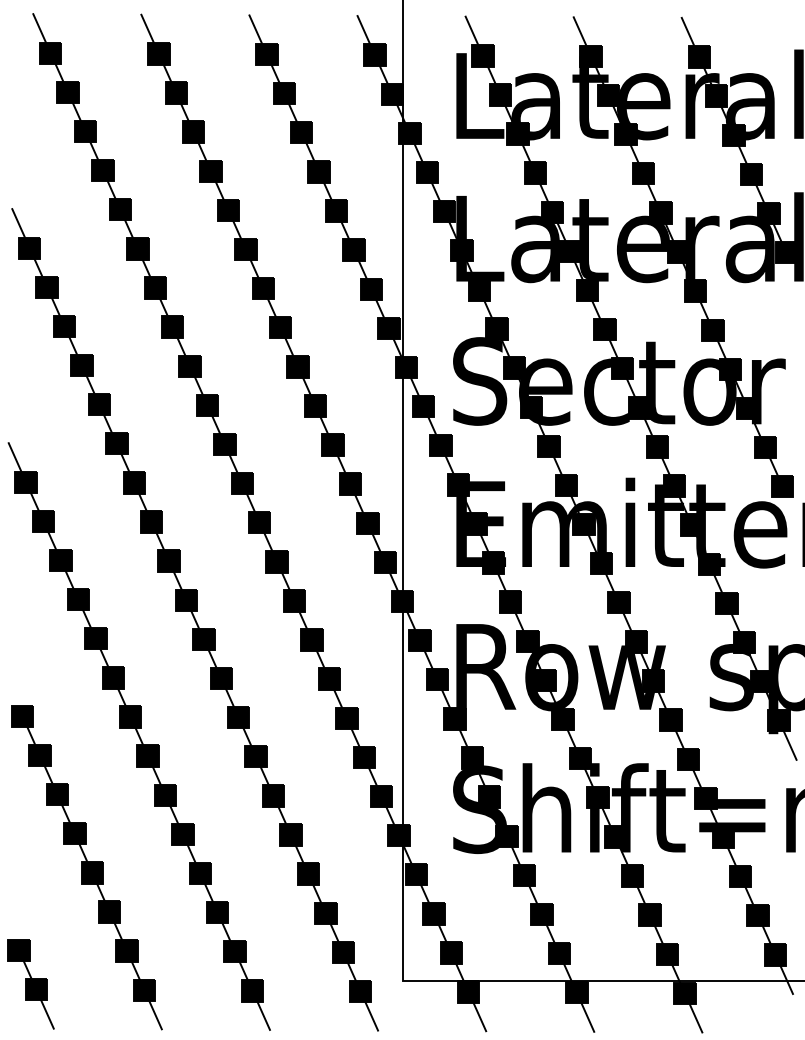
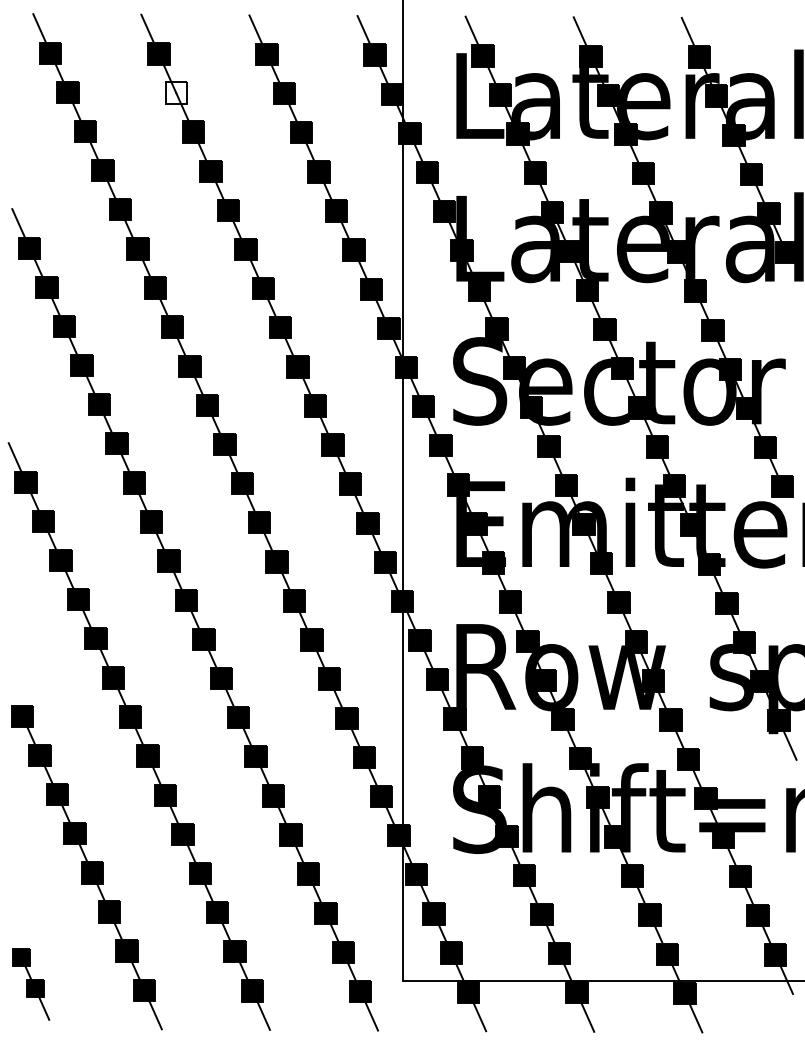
fill: present -> none (175, 92)
part size: 48x91 px -> 39x73 px (31, 984)
